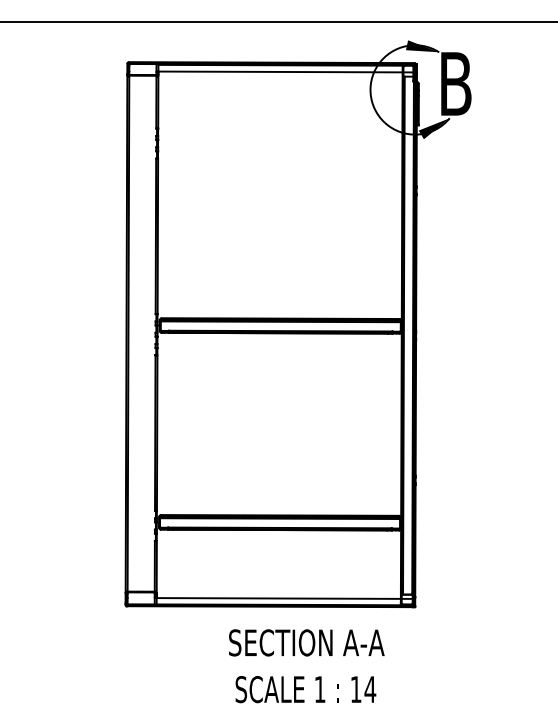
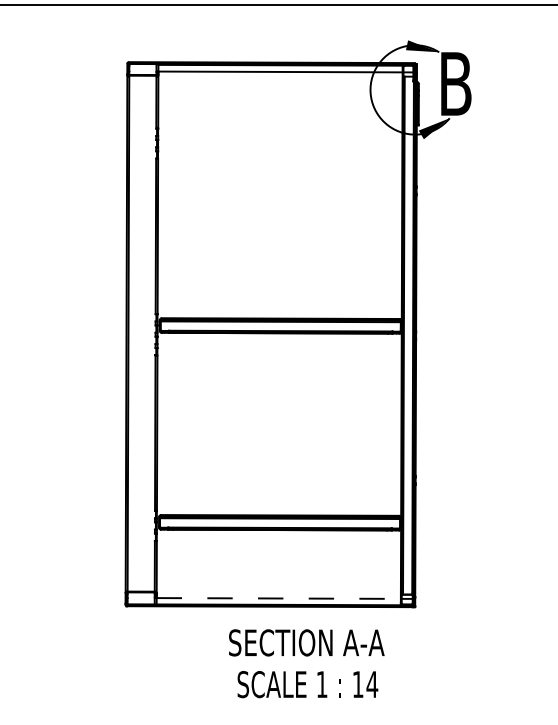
line position: (278, 21) -> (278, 4) (278, 4)
line: solid -> dashed (279, 598)
text position: (305, 689) -> (307, 684) (307, 684)
